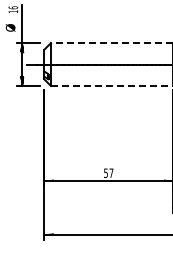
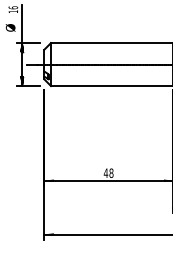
line: dashed -> solid (111, 43)
line: dashed -> solid (111, 86)
text: 57 -> 48 (108, 173)
